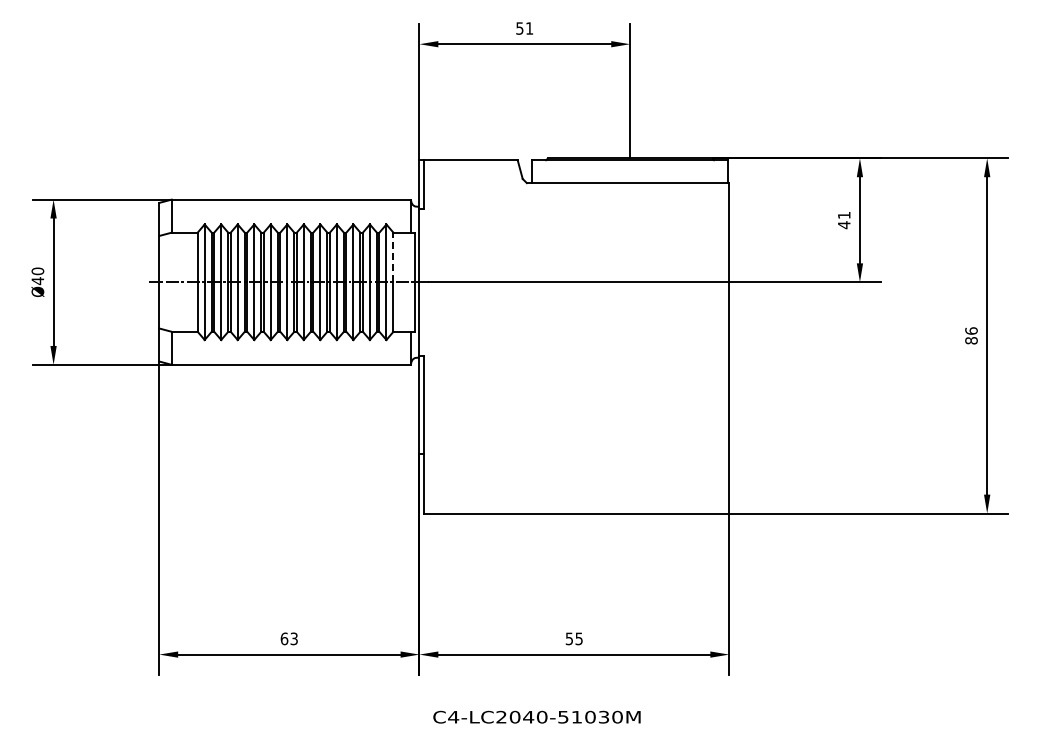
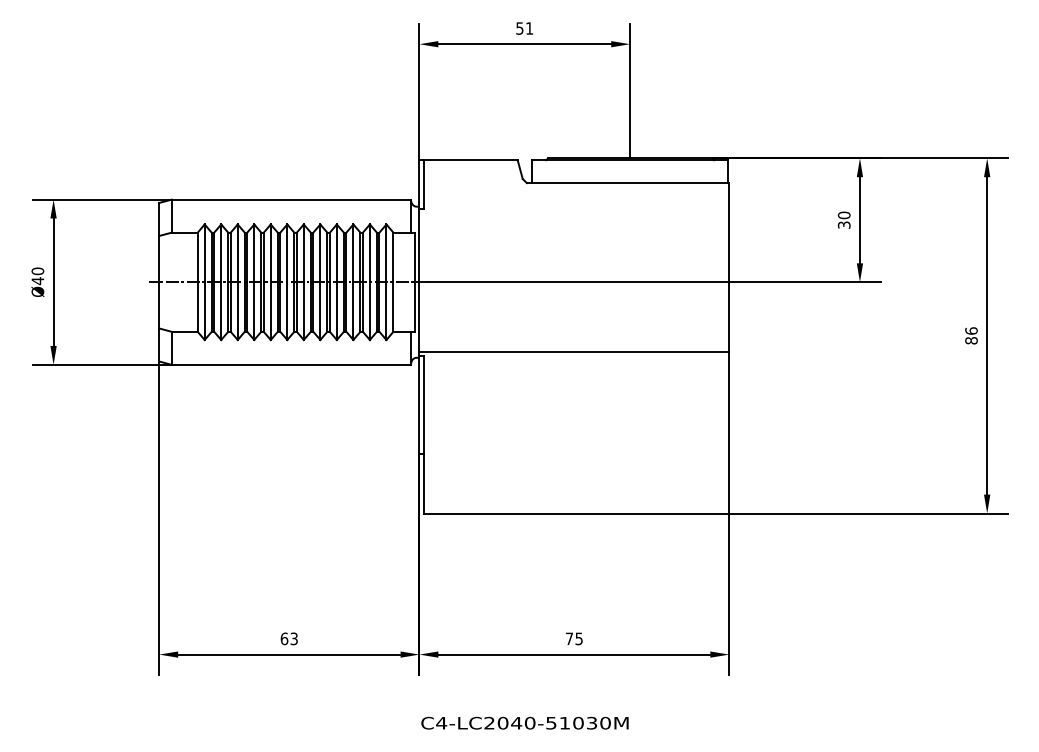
text: 41 -> 30 (843, 220)
line: dashed -> solid (393, 257)
line: none -> present (574, 351)
text: 55 -> 75 (568, 638)
text position: (536, 716) -> (524, 722) (524, 722)
